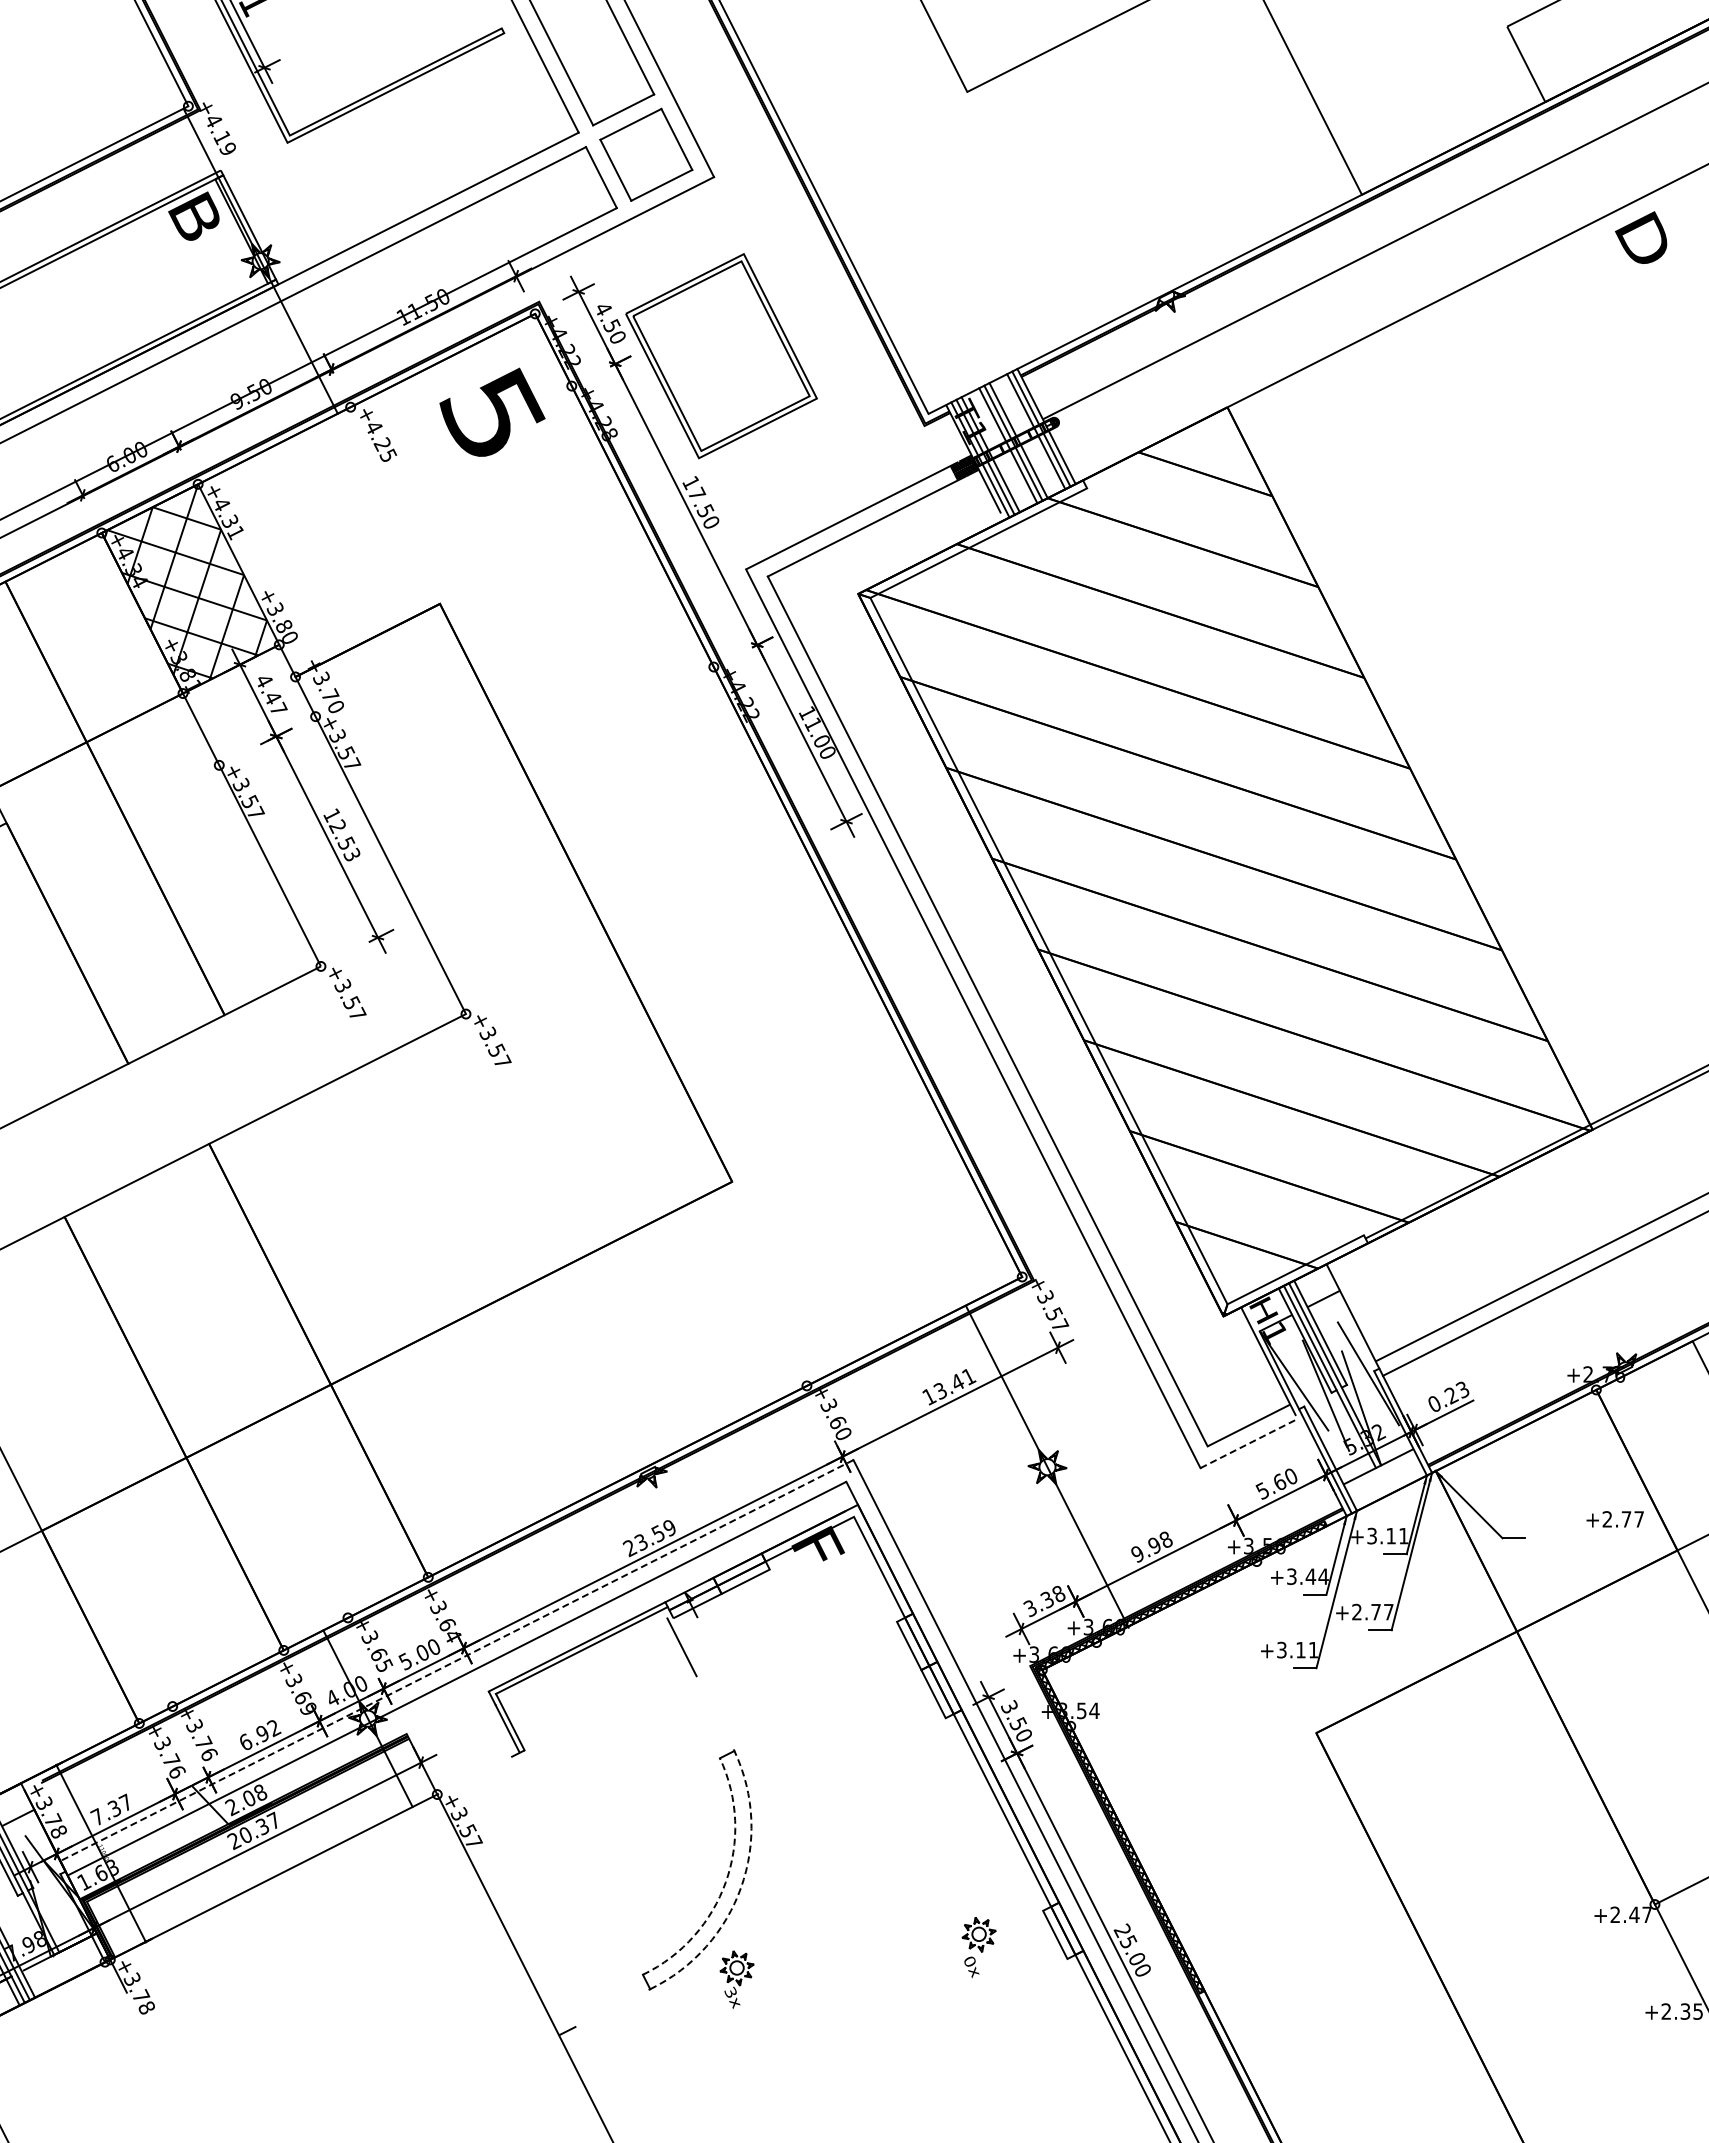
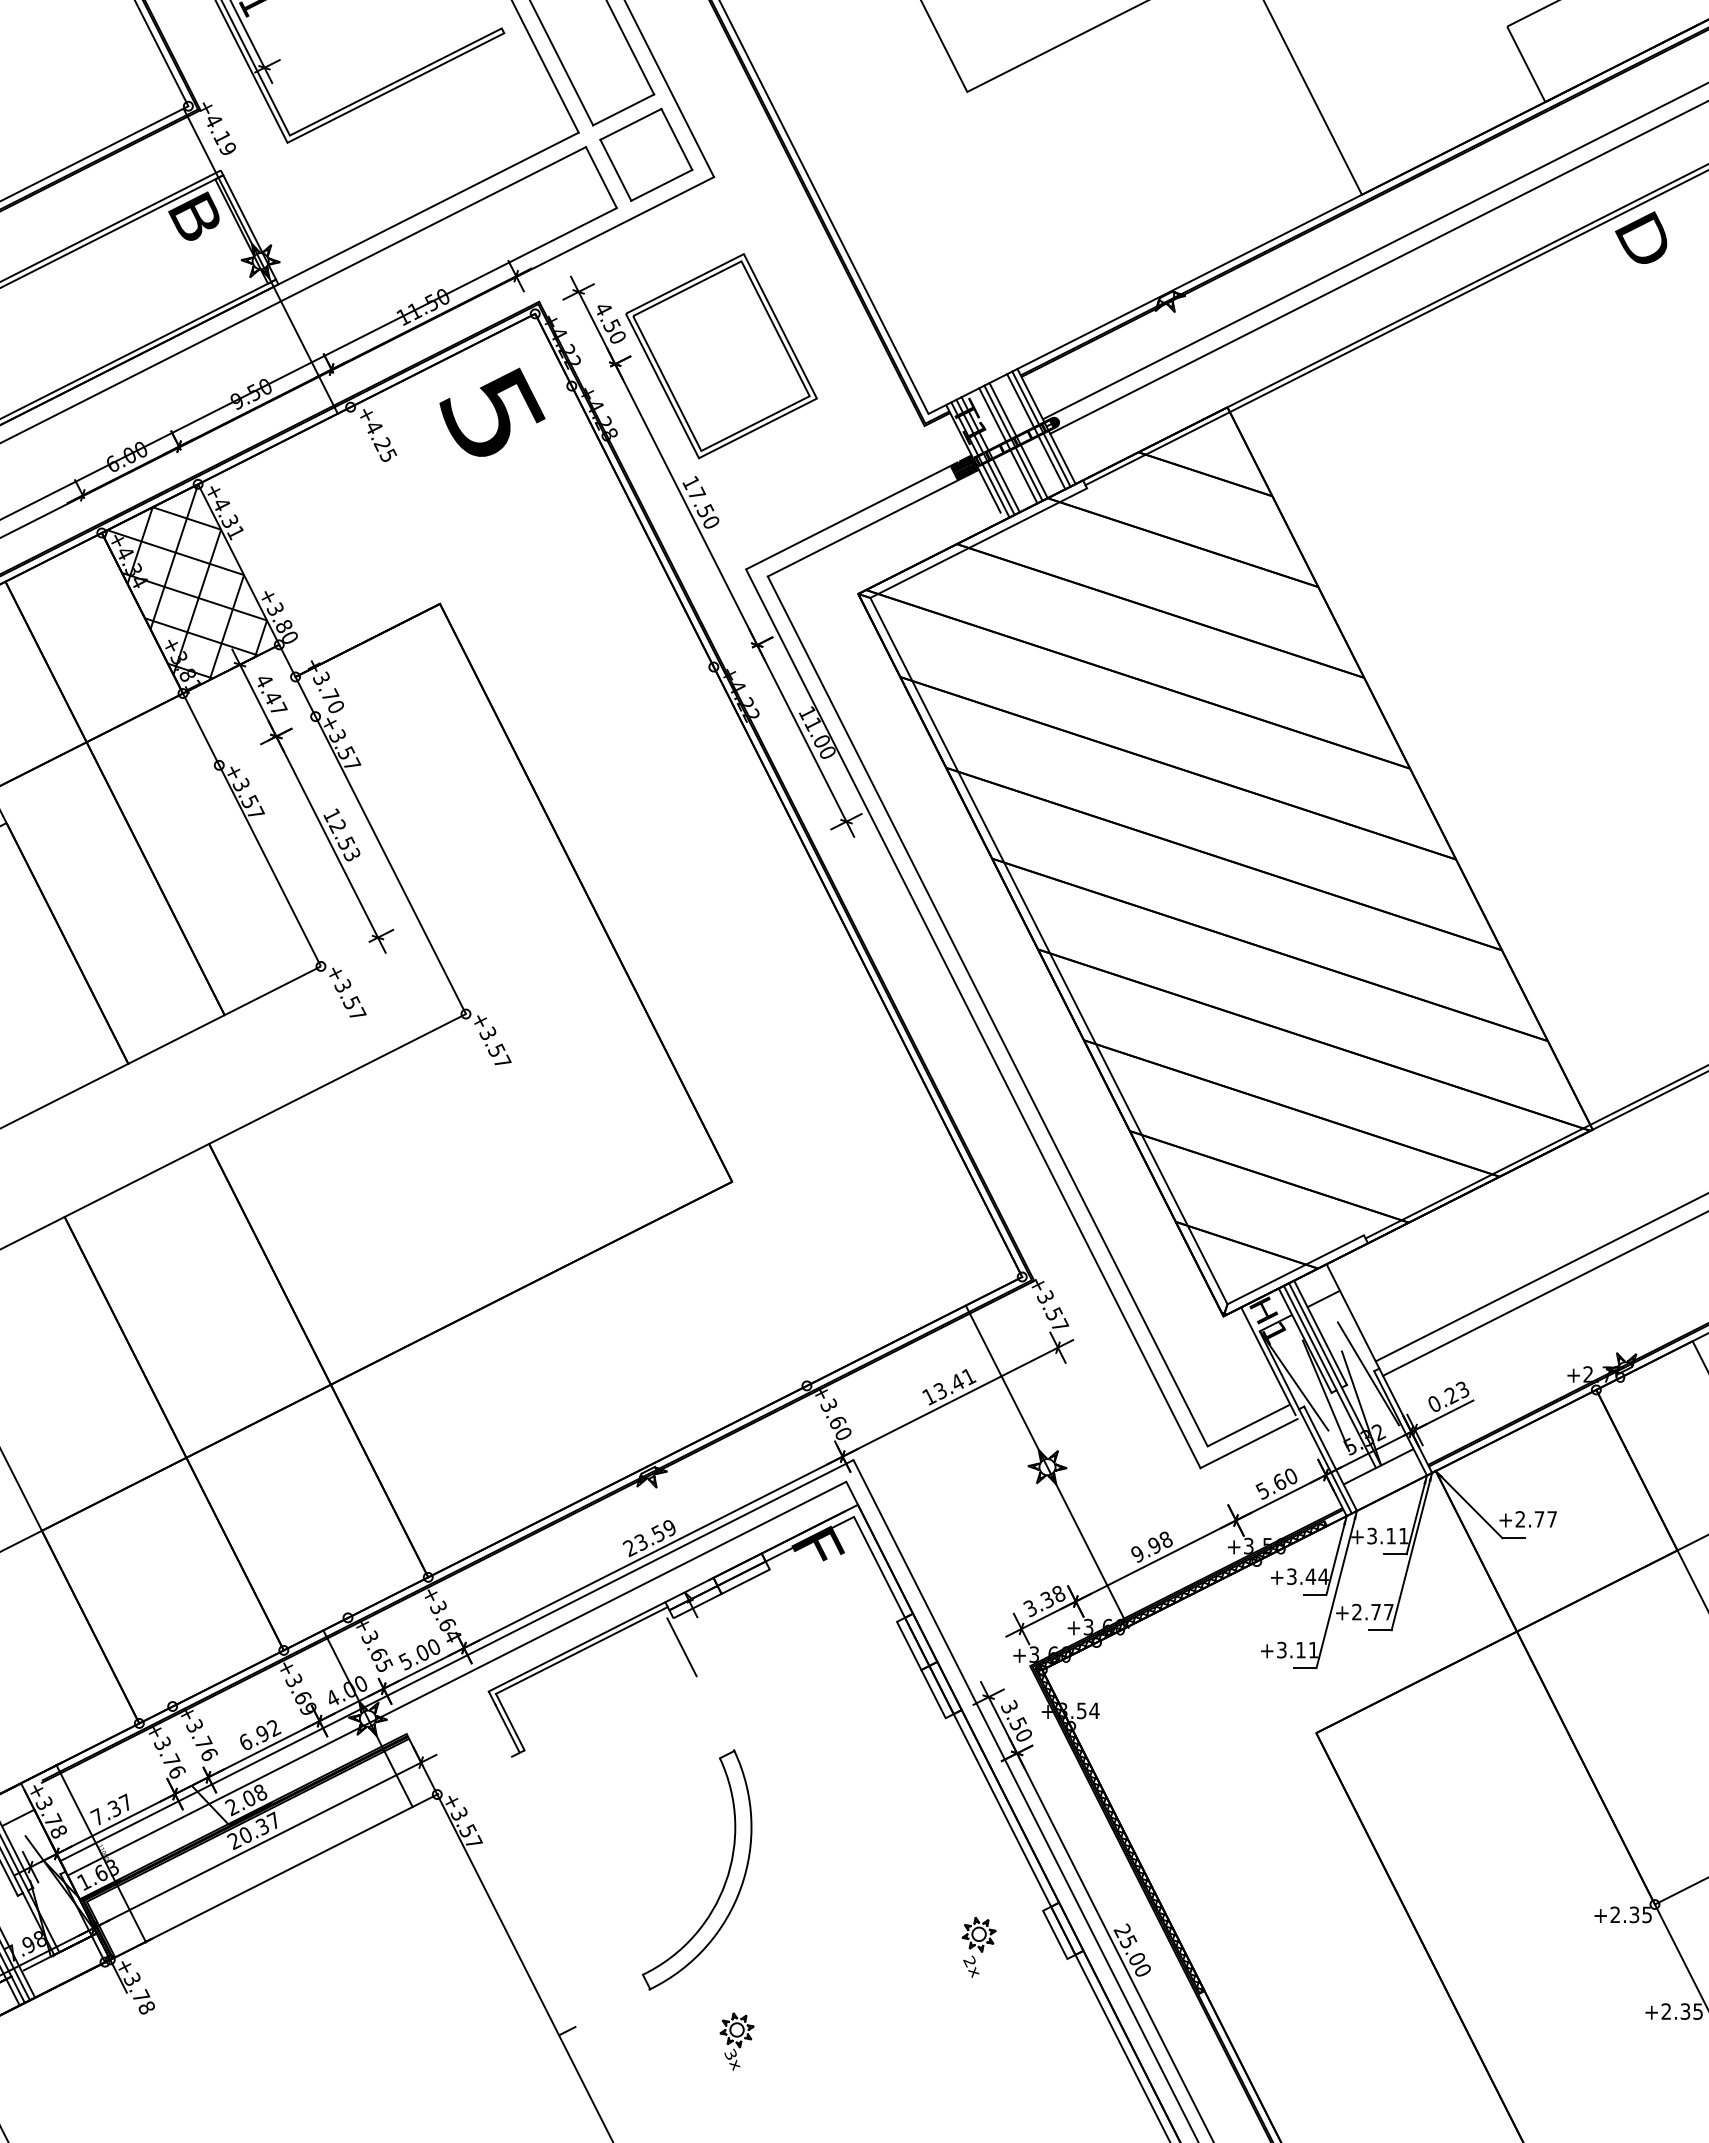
line: none -> present (1377, 267)
line: none -> present (1395, 328)
line: dashed -> solid (1249, 1443)
text position: (1614, 1519) -> (1527, 1519) (1527, 1519)
line: dashed -> solid (456, 1660)
arc: dashed -> solid (725, 1882)
arc: dashed -> solid (741, 1887)
text: +2.47 -> +2.35 (1640, 1914)
text: 0x -> 2x (968, 1961)
part position: (736, 1979) -> (736, 2041) (736, 2041)
